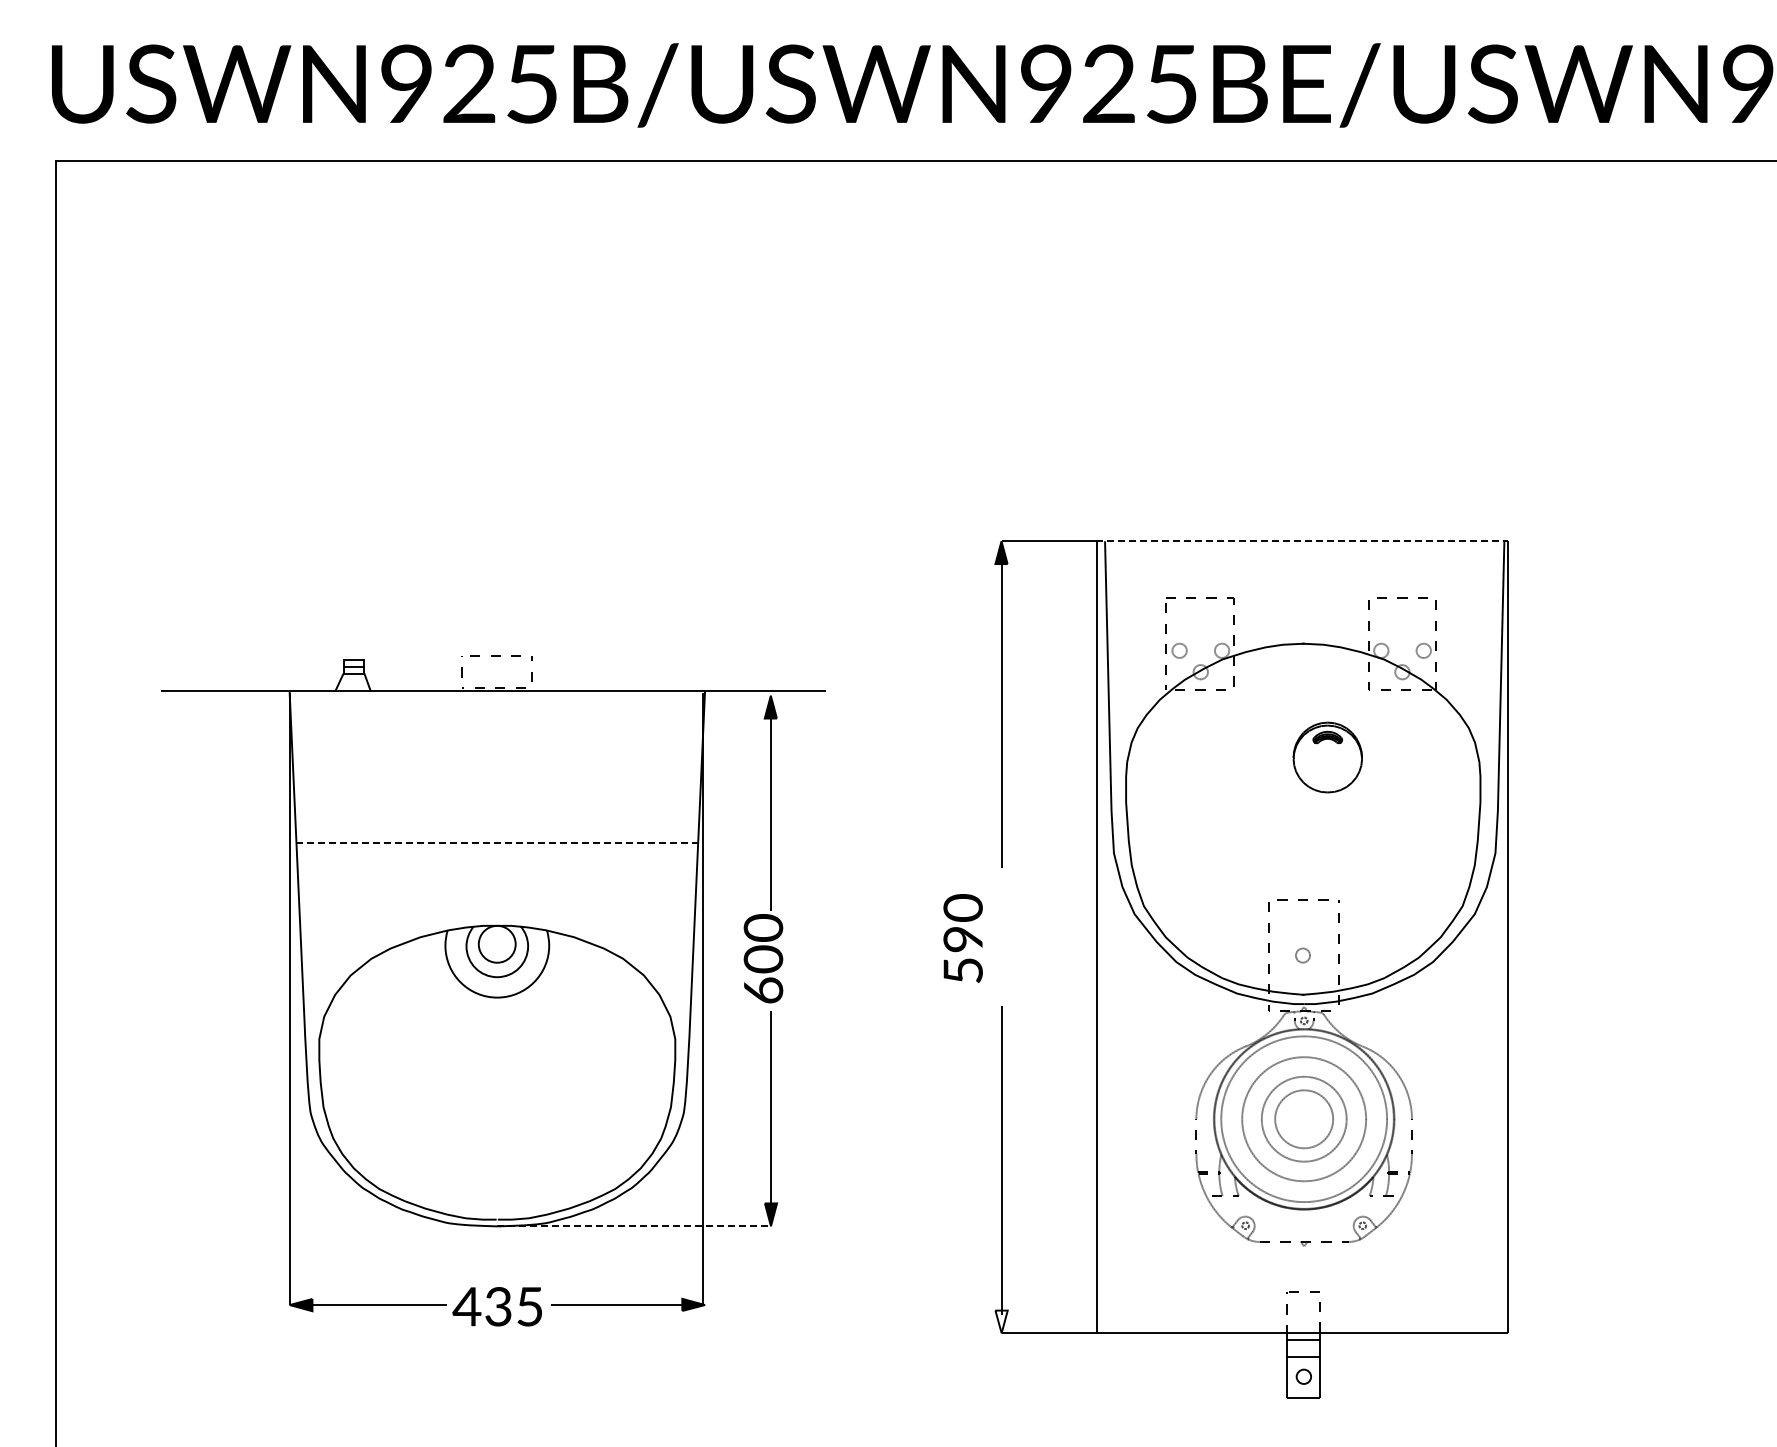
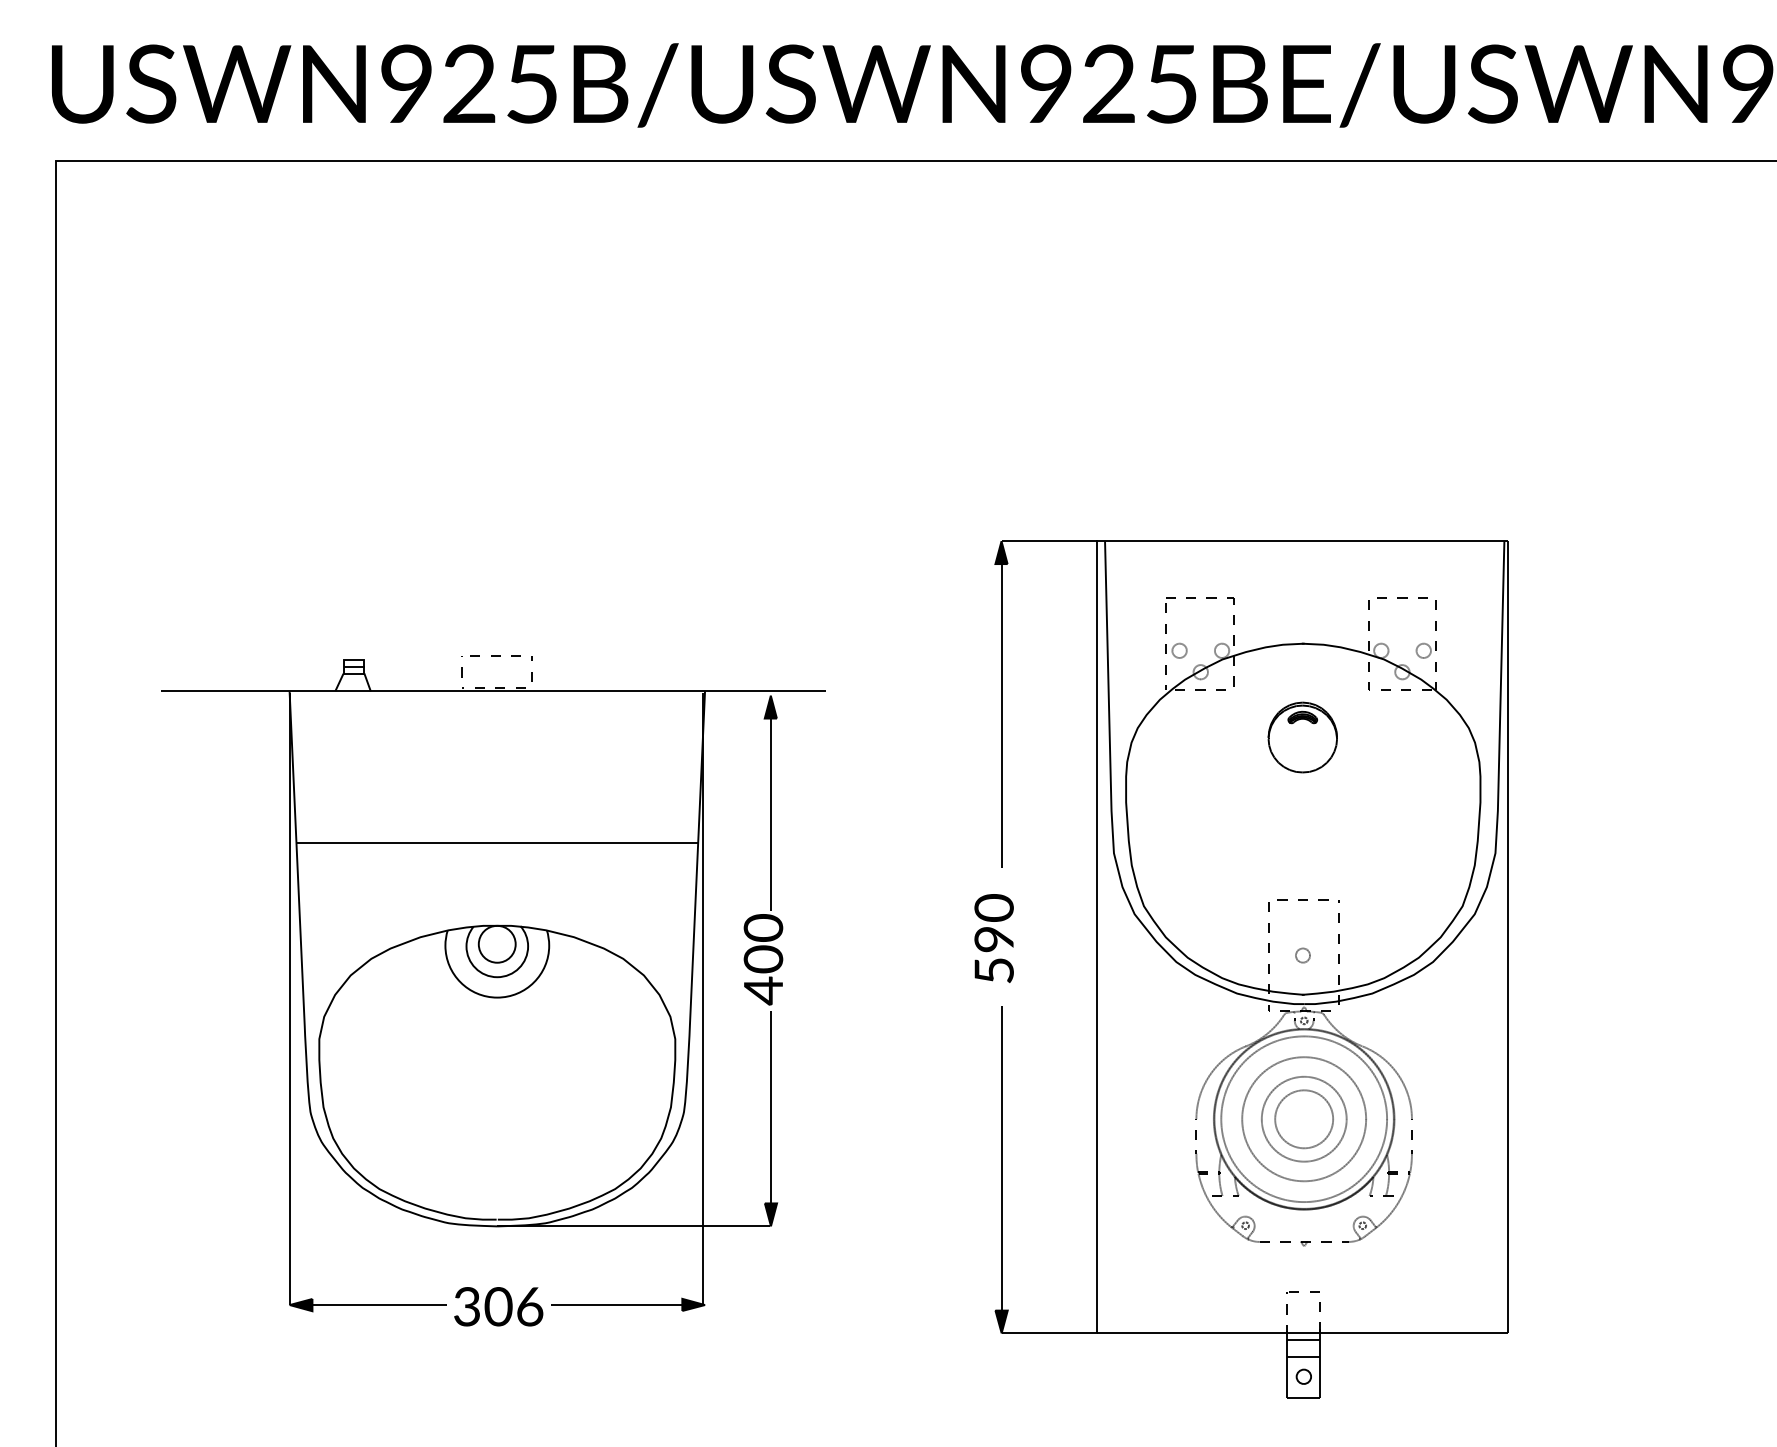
line: dashed -> solid (1301, 541)
part position: (1327, 757) -> (1302, 737) (1302, 737)
line: dashed -> solid (497, 843)
text position: (962, 938) -> (993, 938) (993, 938)
text: 600 -> 400 (763, 990)
line: dashed -> solid (634, 1226)
text: 435 -> 306 (497, 1306)
fill: none -> present (1001, 1321)
